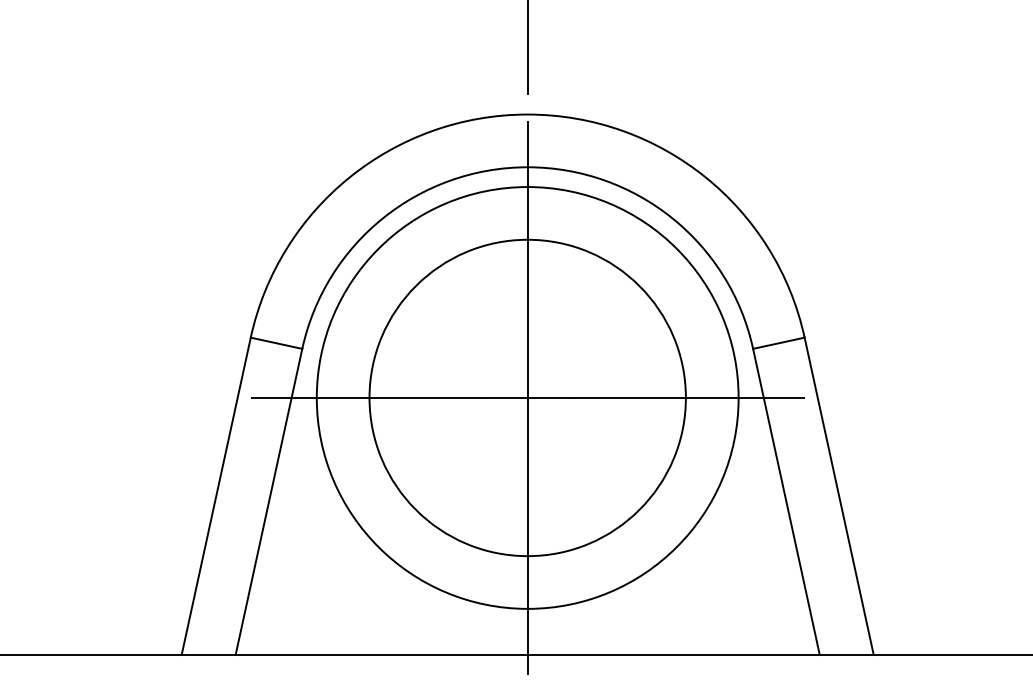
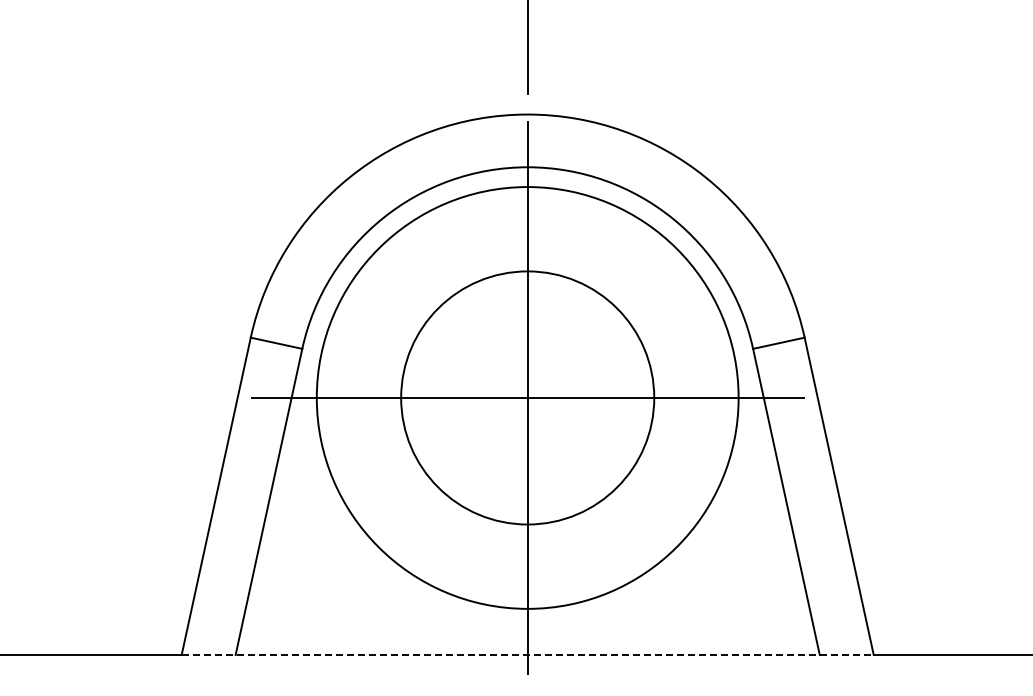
circle diameter: 316 px -> 253 px (527, 397)
line: solid -> dashed (528, 655)
